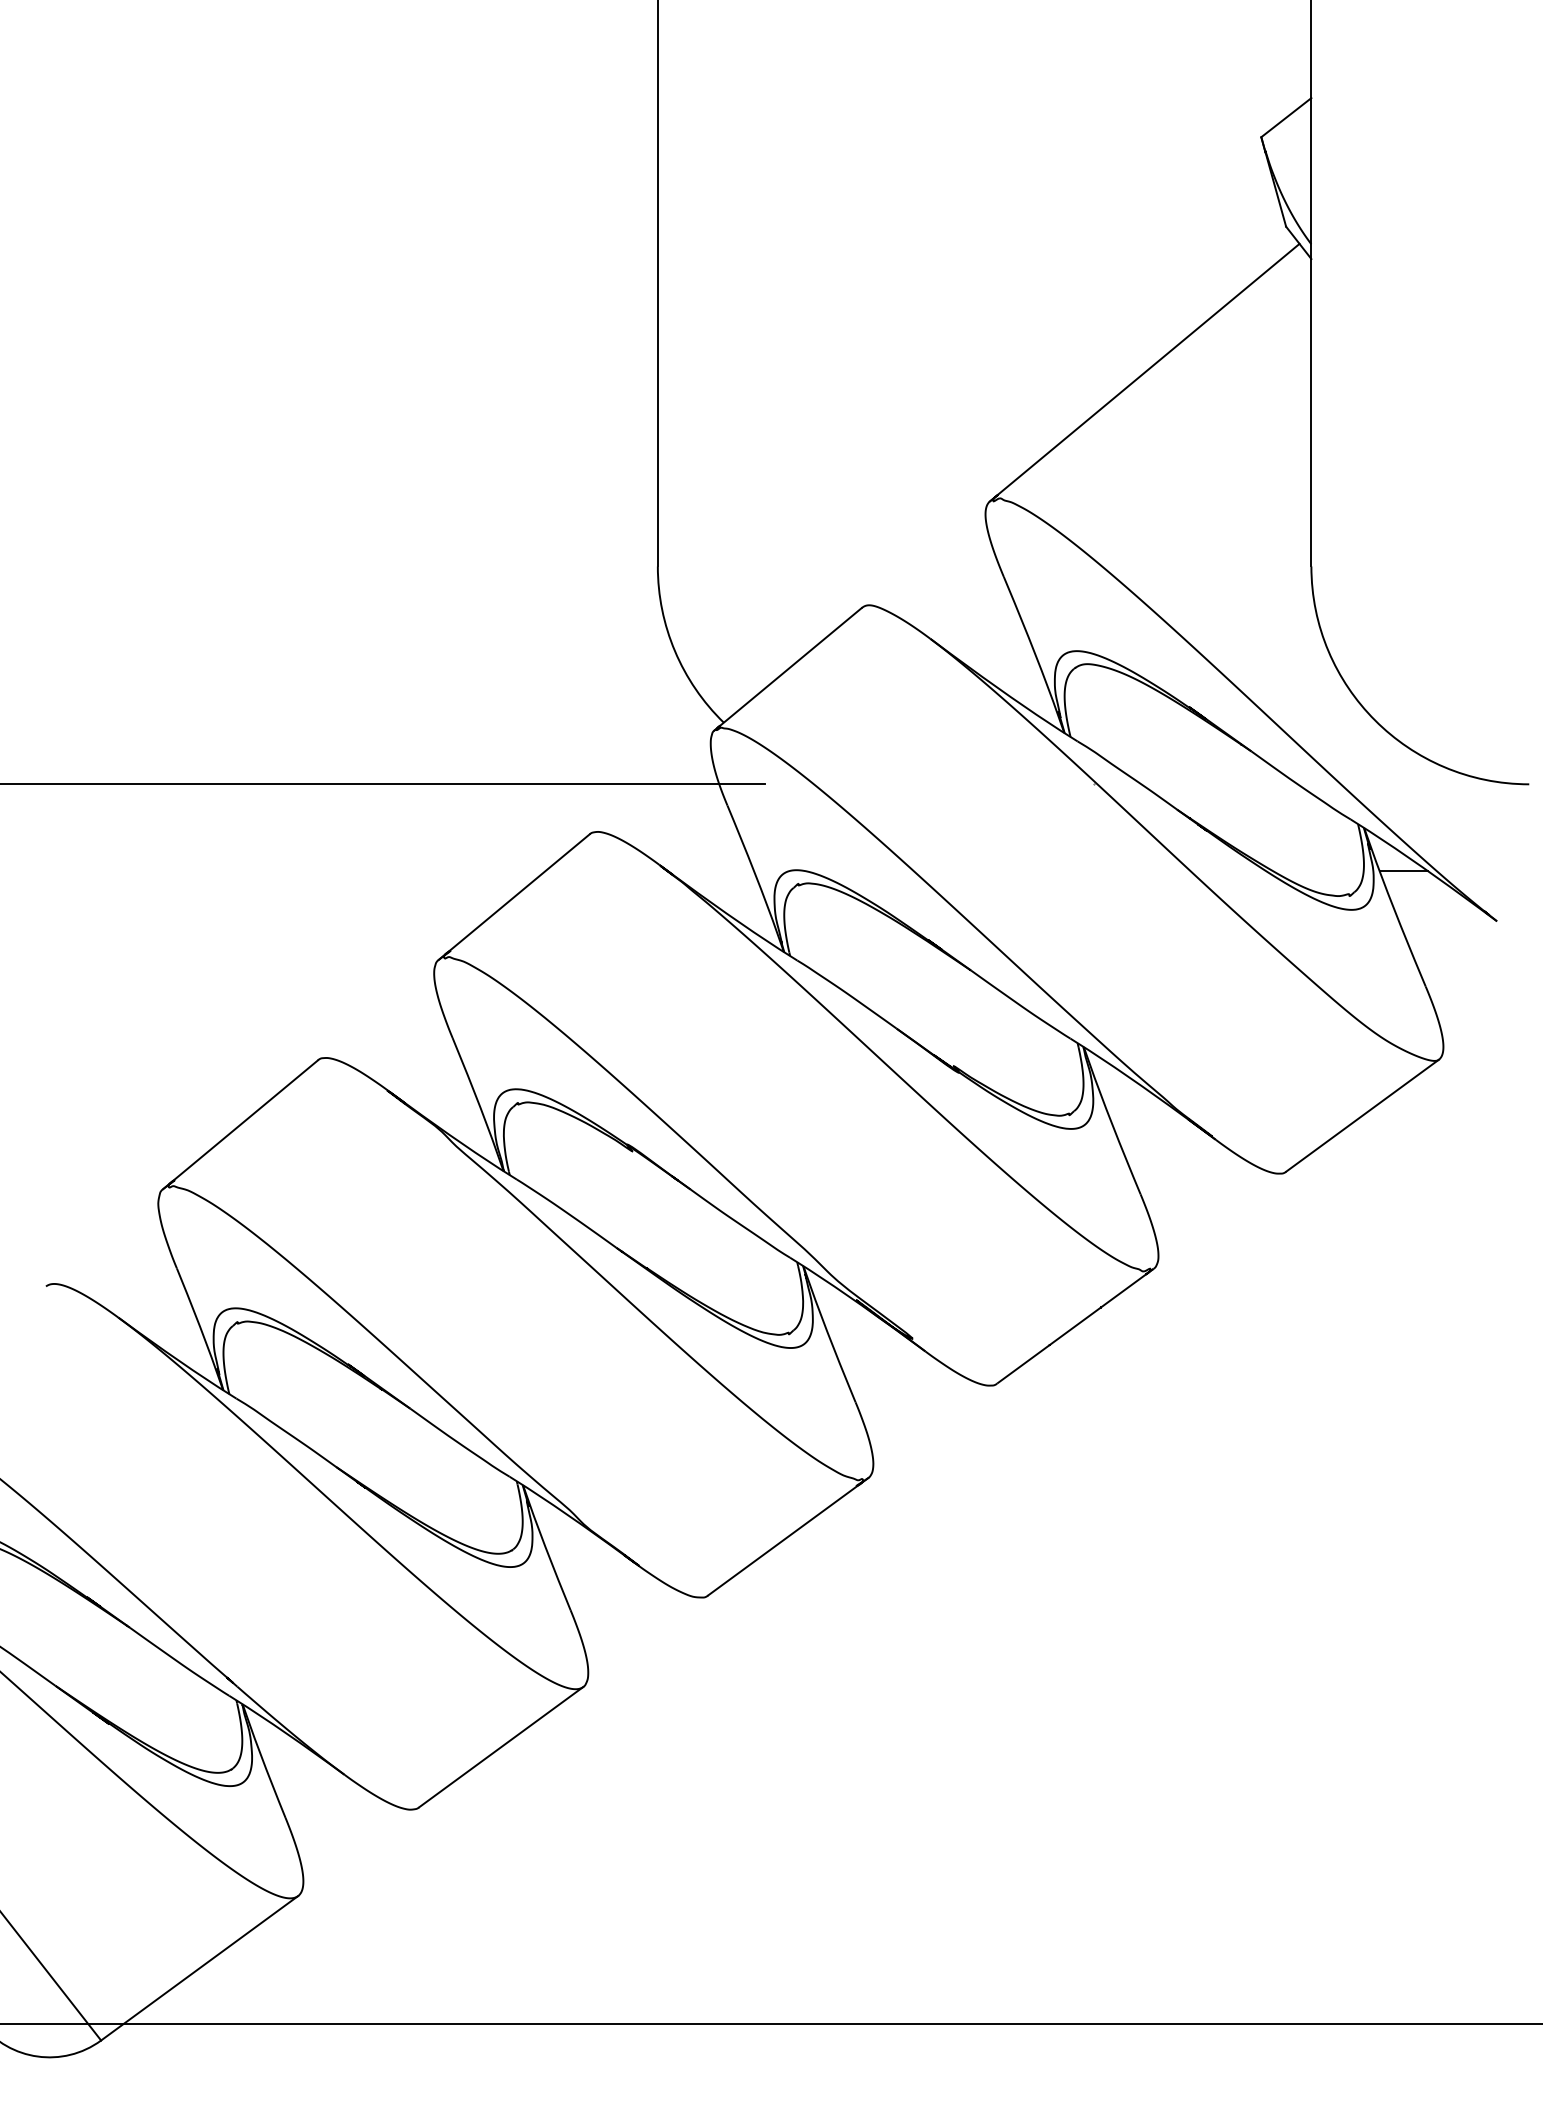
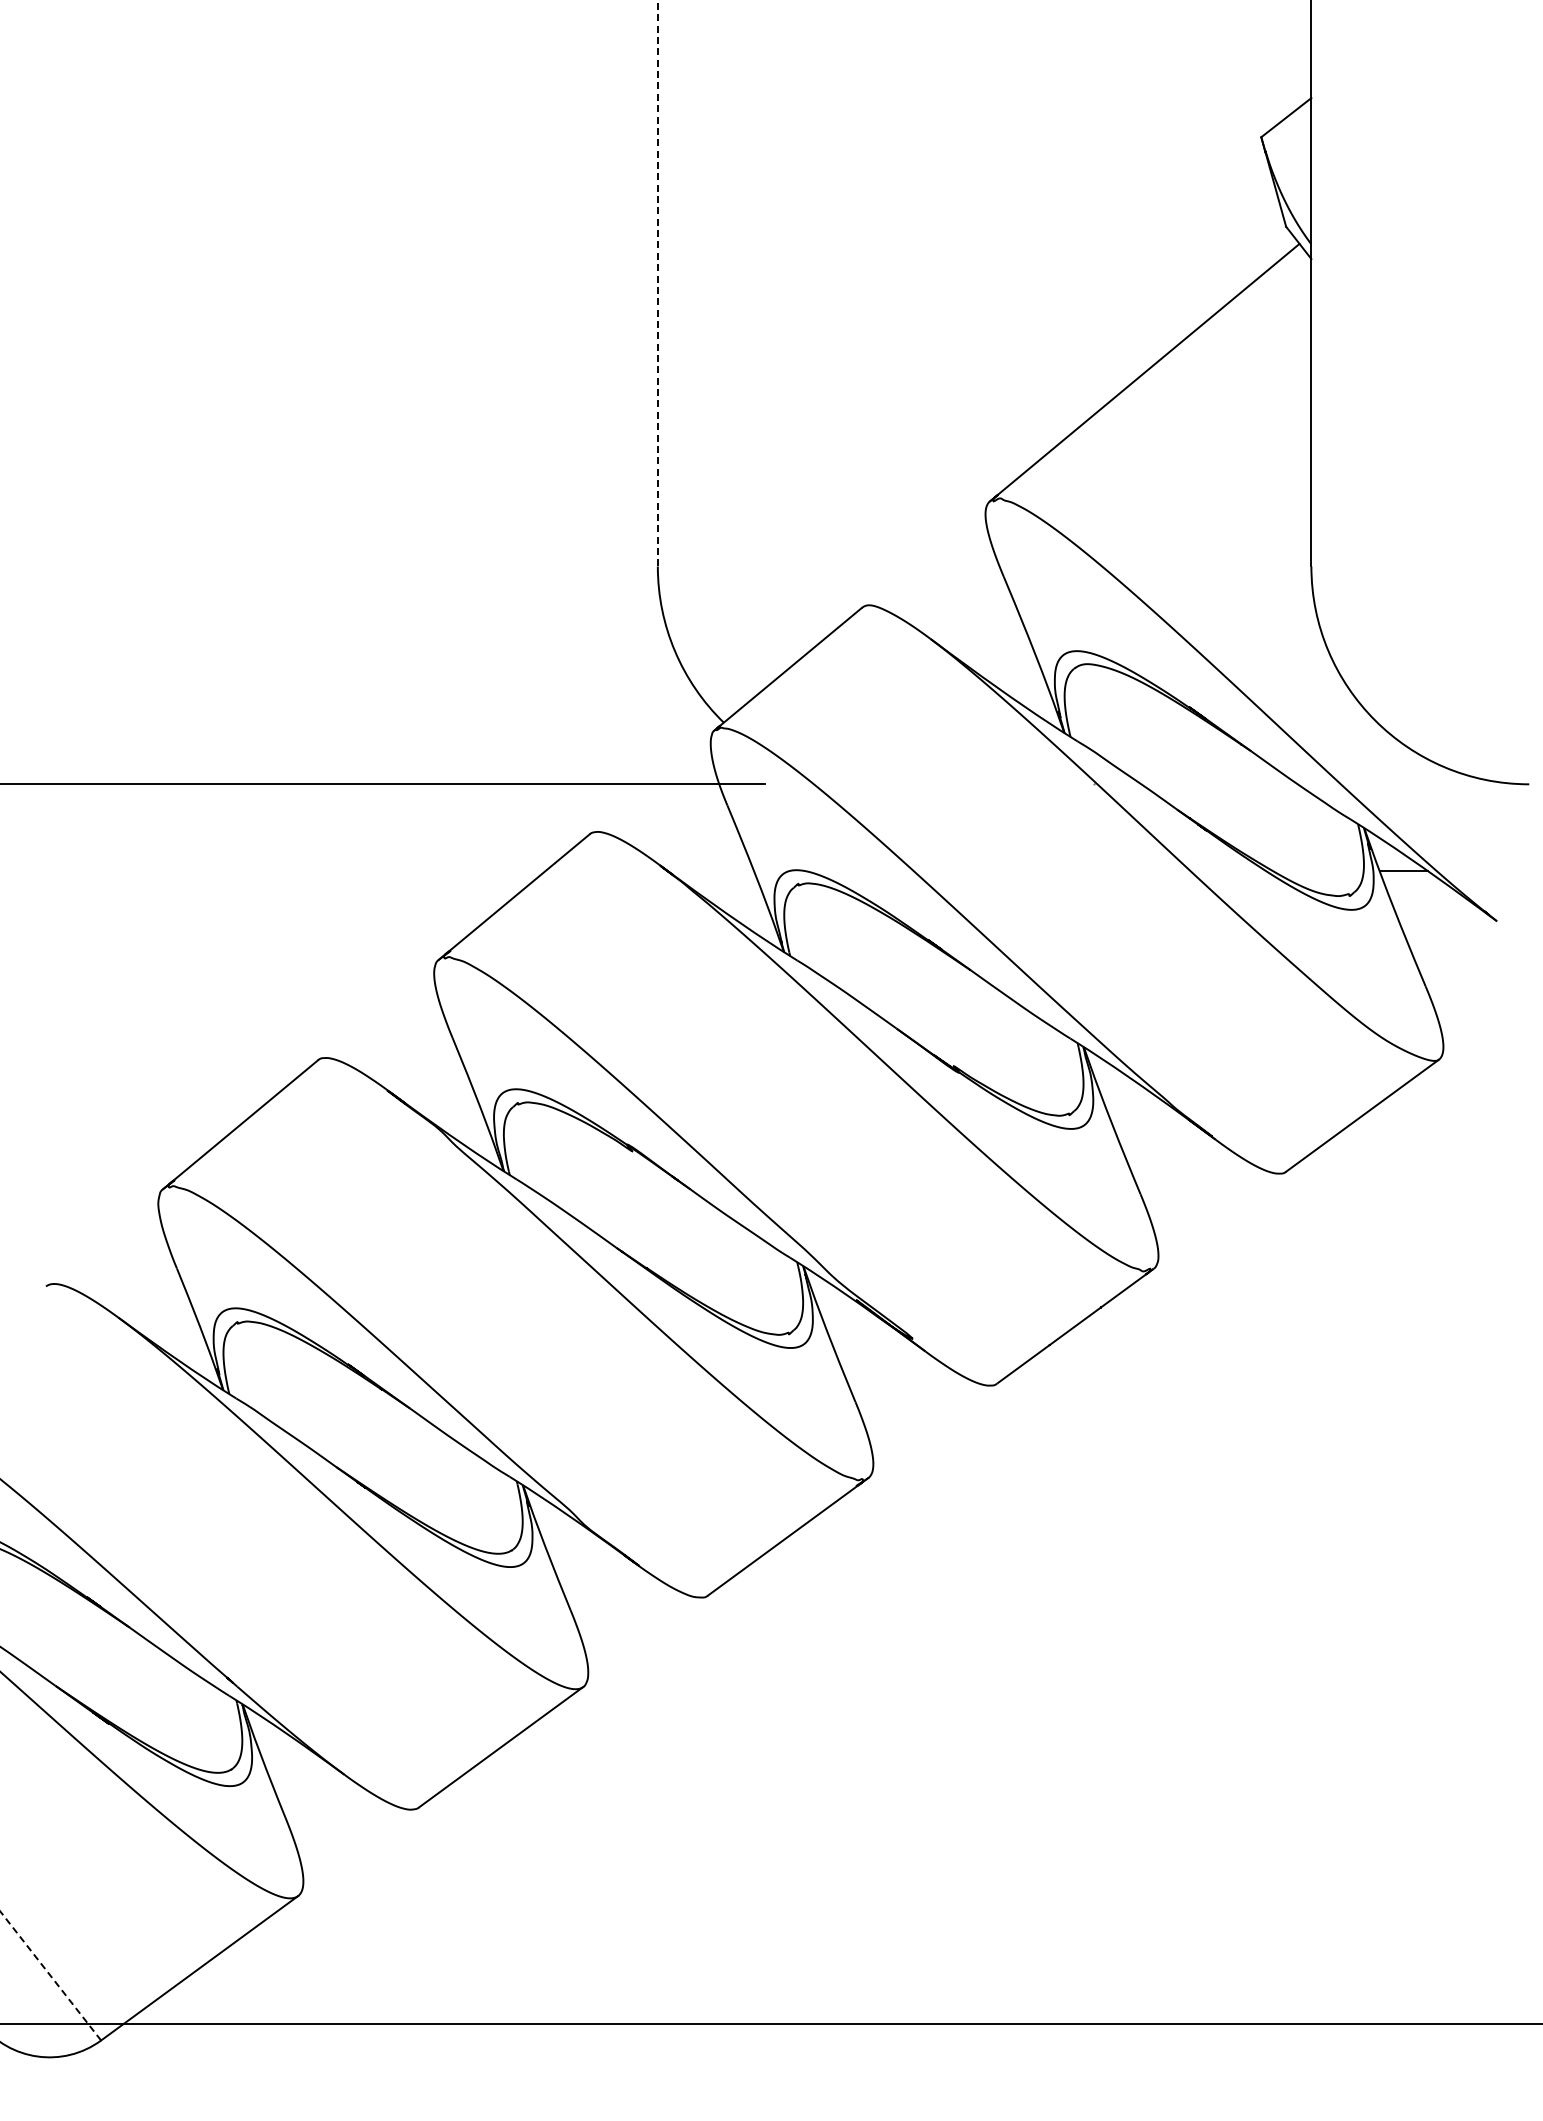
line: solid -> dashed (657, 283)
line: solid -> dashed (50, 1975)
